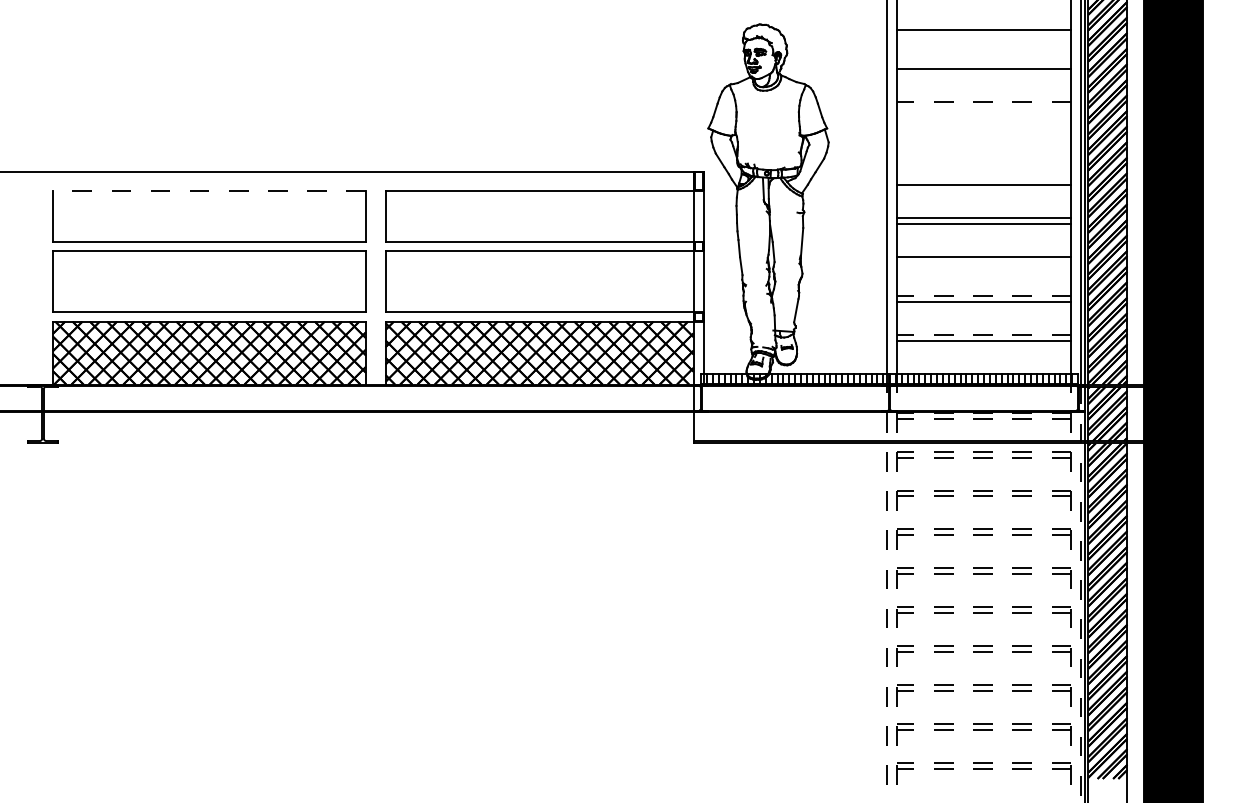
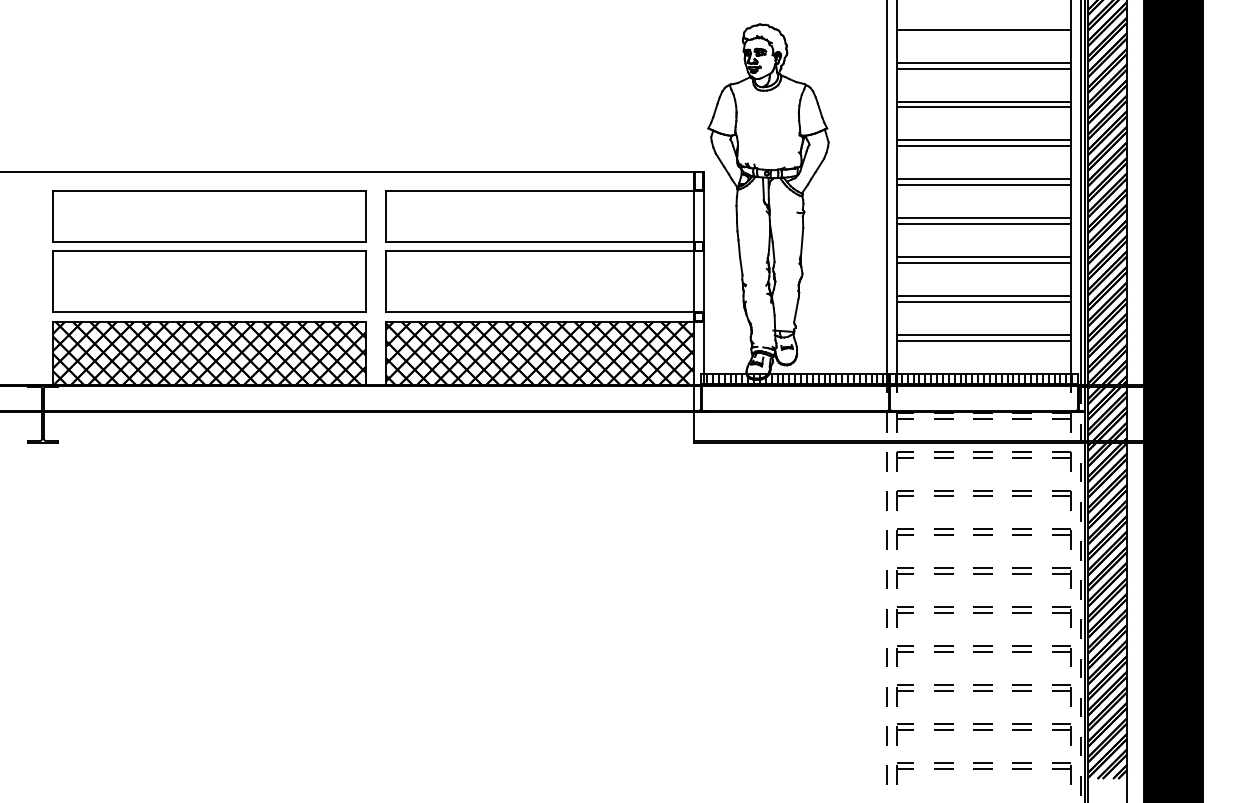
line: none -> present (983, 62)
line: dashed -> solid (983, 101)
line: none -> present (983, 107)
line: none -> present (983, 140)
line: none -> present (983, 146)
line: none -> present (983, 179)
line: dashed -> solid (209, 191)
line: none -> present (983, 263)
line: dashed -> solid (983, 296)
line: dashed -> solid (983, 334)
